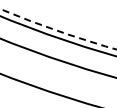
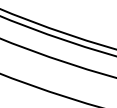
arc: dashed -> solid (58, 31)
